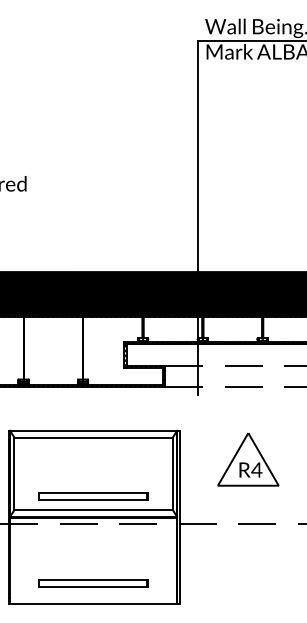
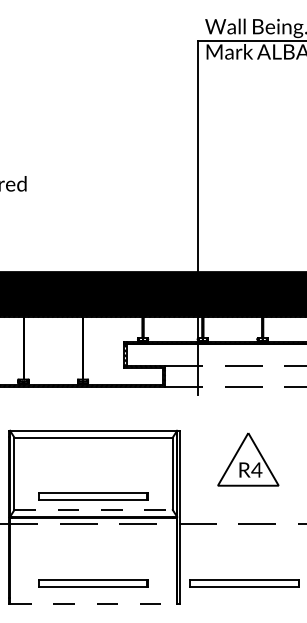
line: solid -> dashed (94, 510)
part: none -> present (244, 583)
line: solid -> dashed (93, 604)
